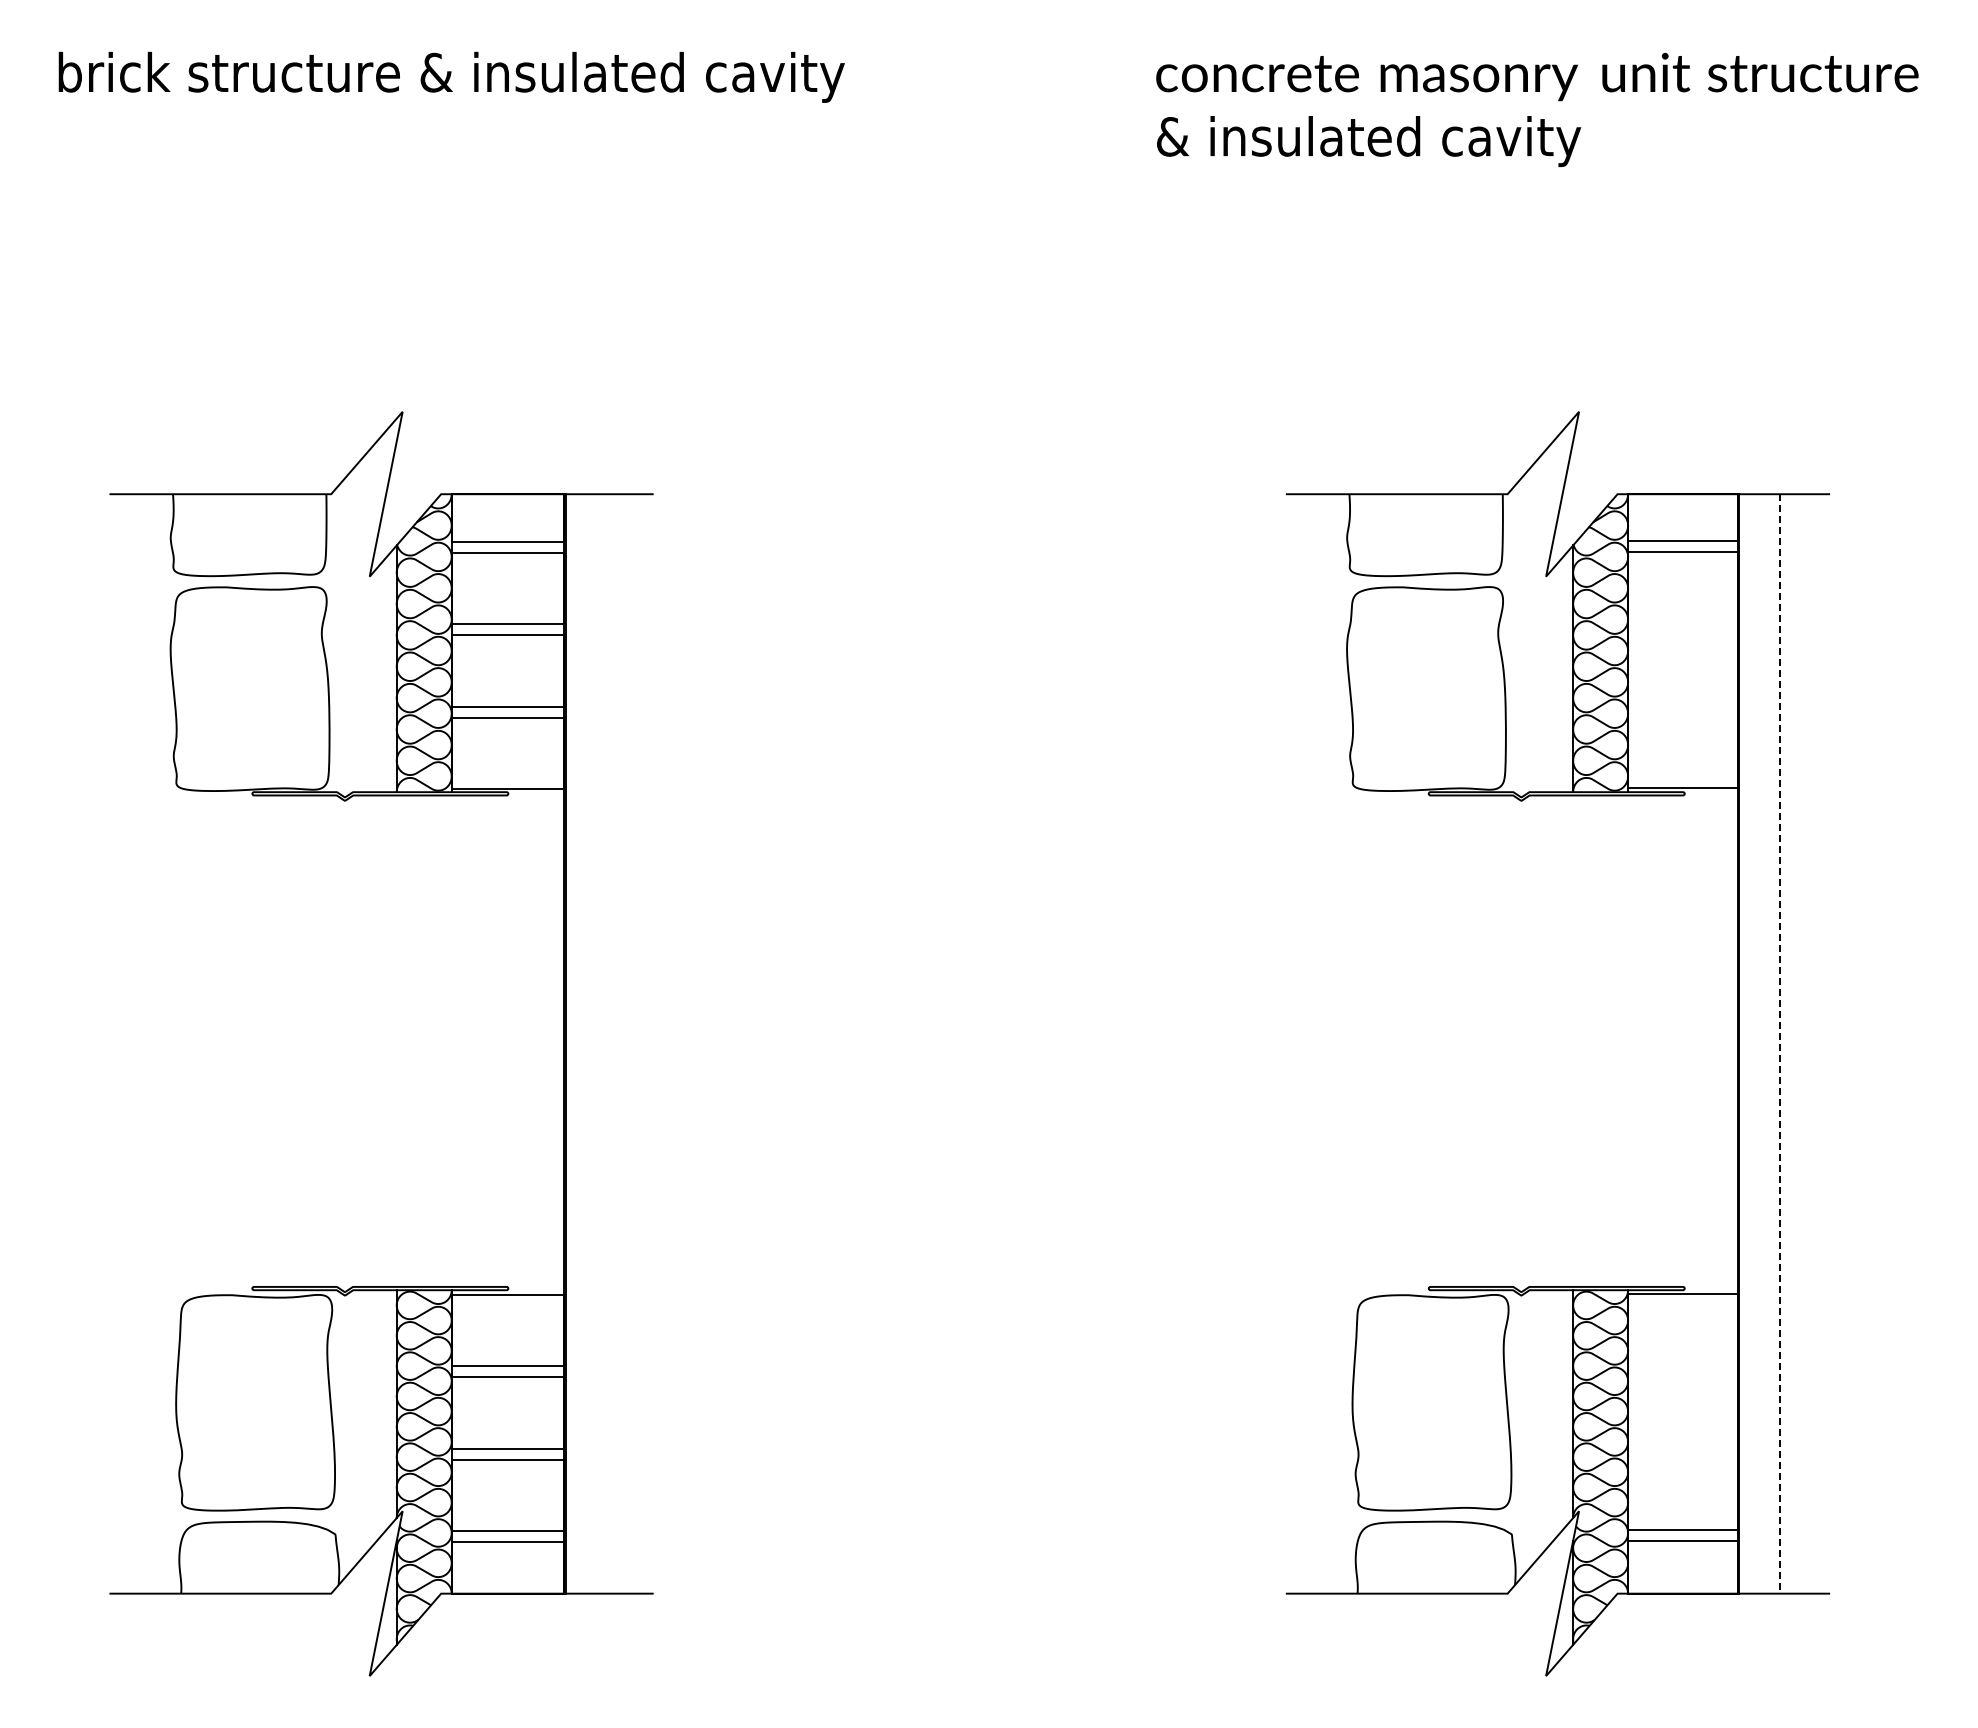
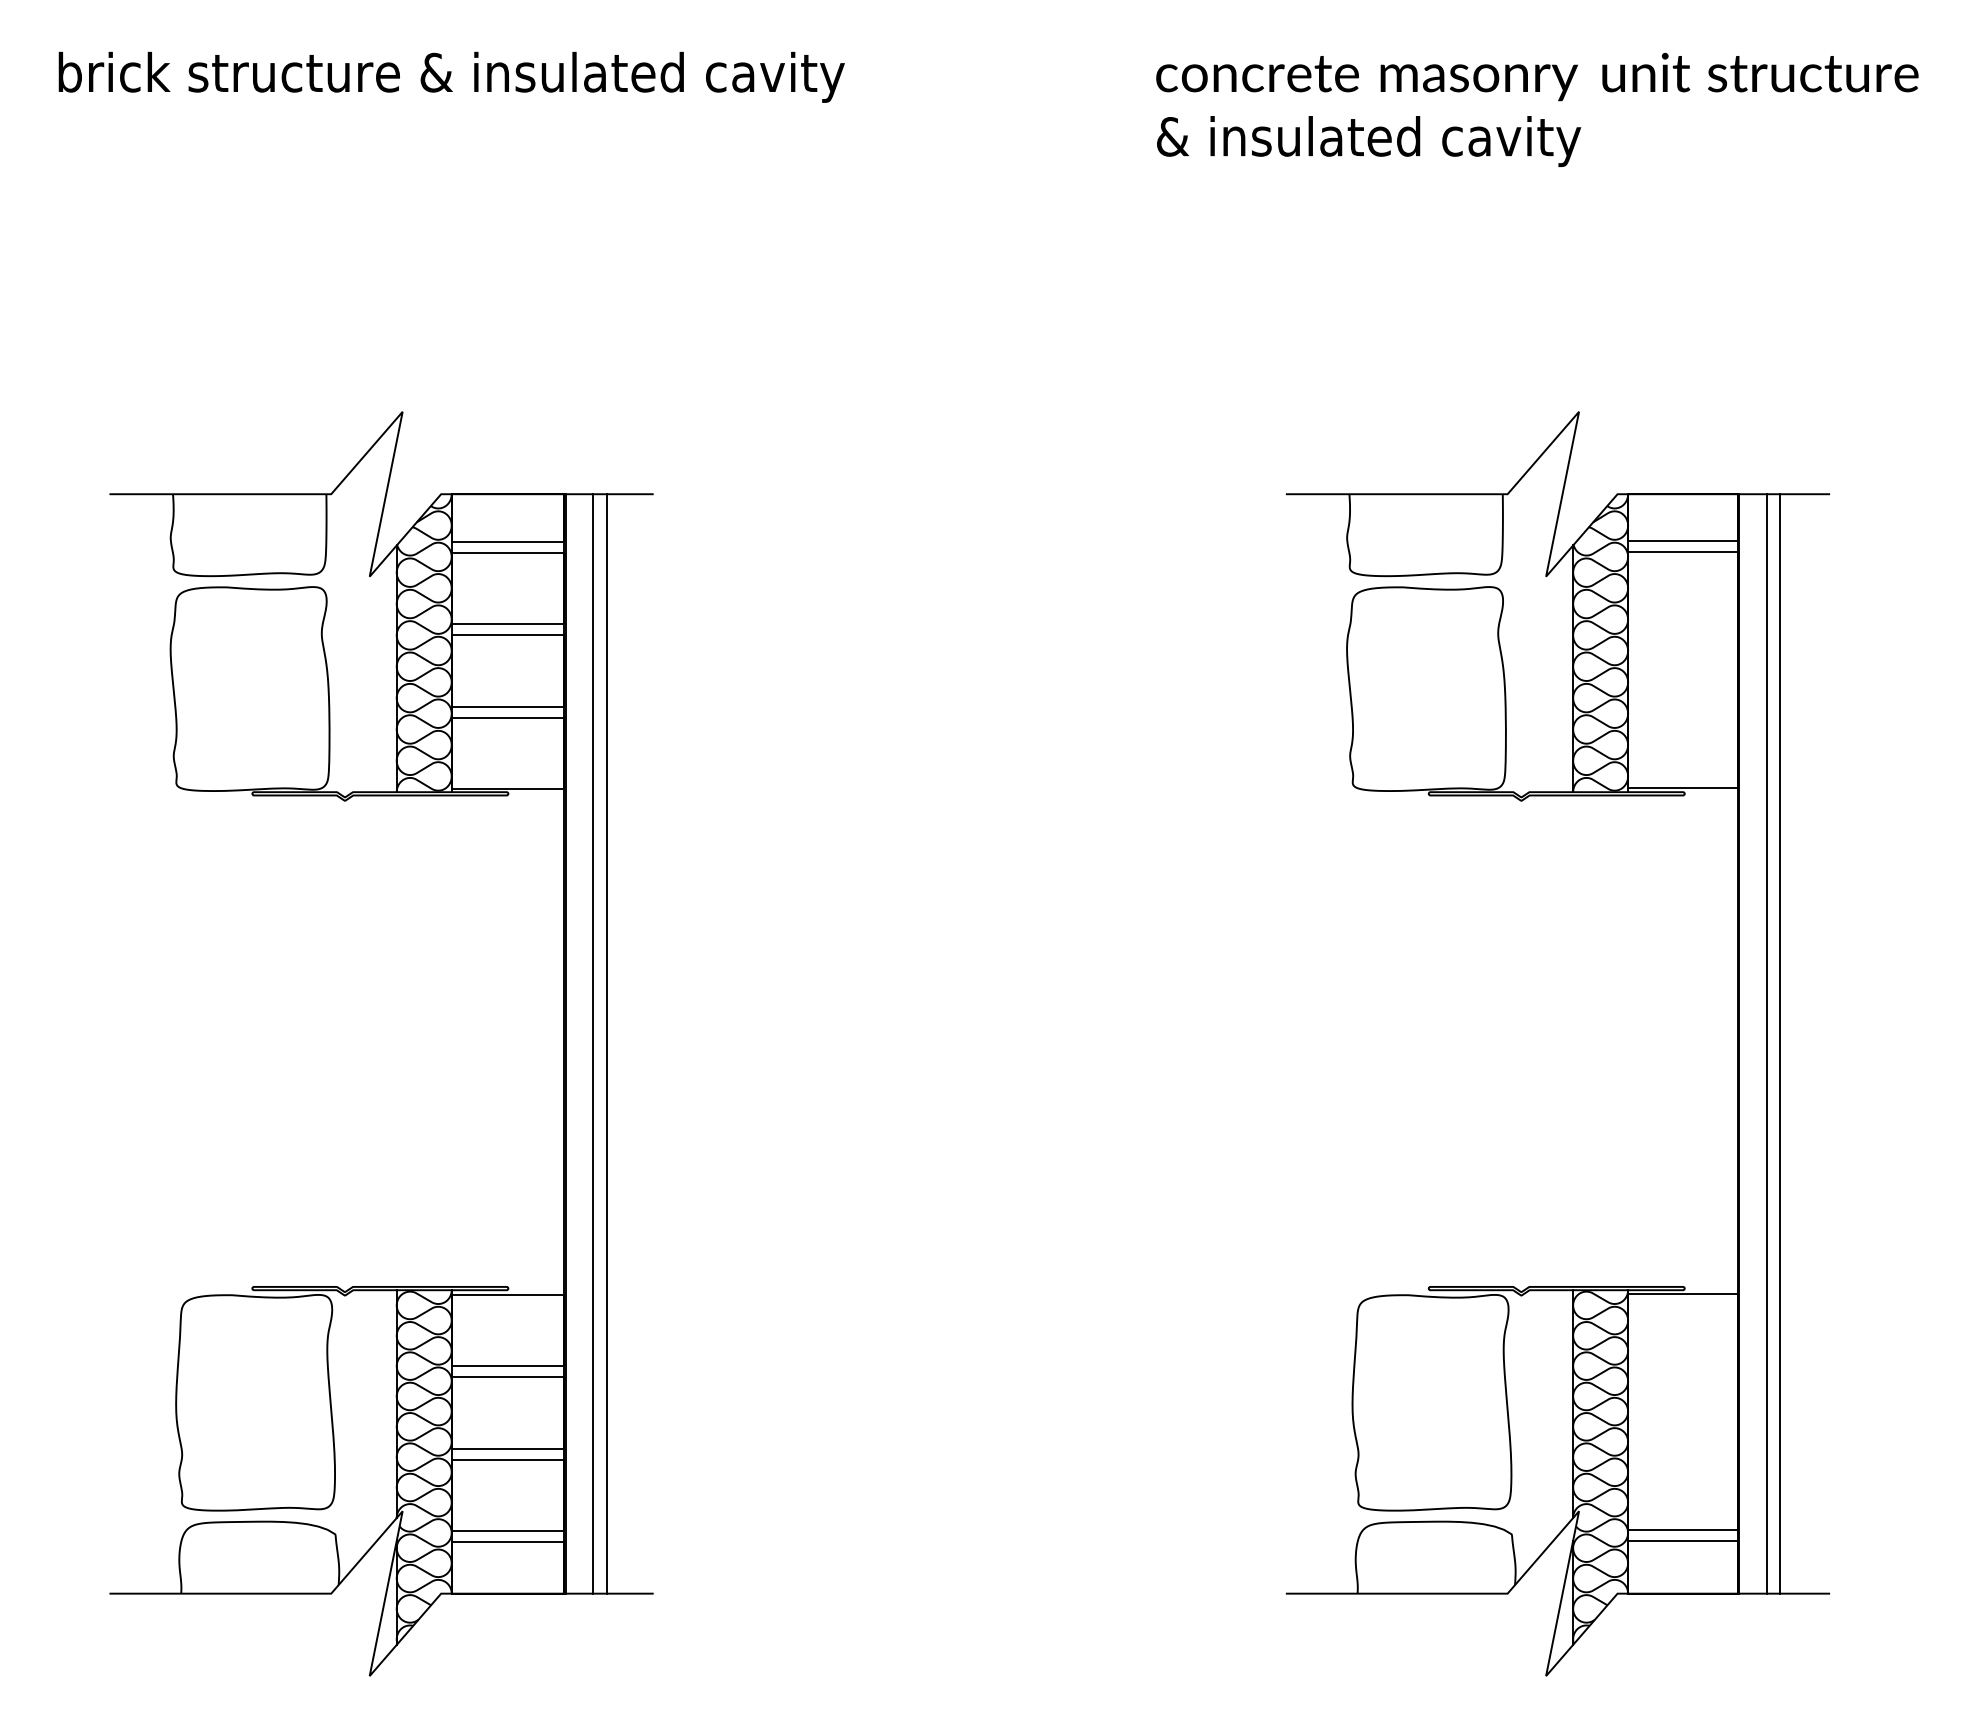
line: none -> present (593, 1043)
line: none -> present (606, 1043)
line: none -> present (1766, 1043)
line: dashed -> solid (1780, 1043)
